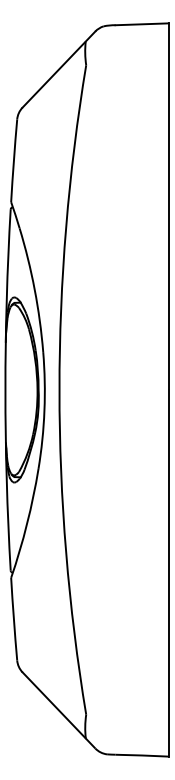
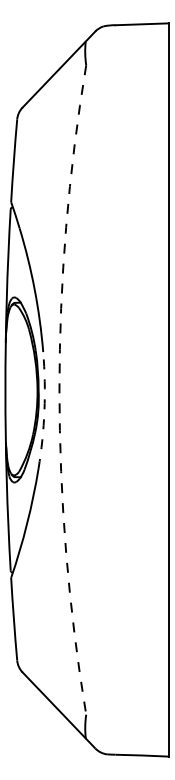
arc: solid -> dashed (59, 390)
arc: solid -> dashed (44, 410)
